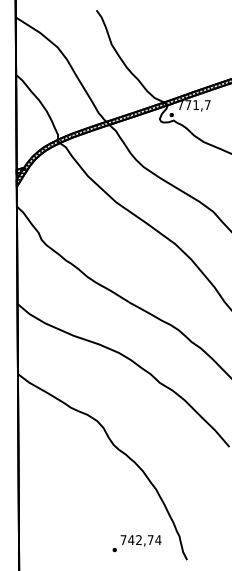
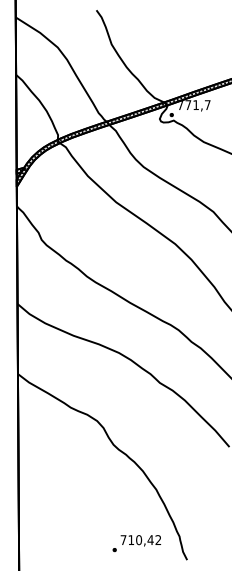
text: 742,74 -> 710,42 (144, 540)
